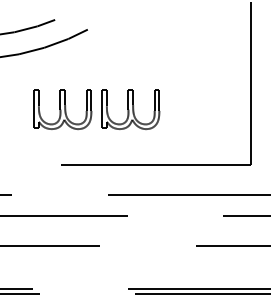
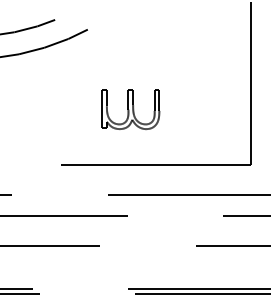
part: present -> none (62, 109)
